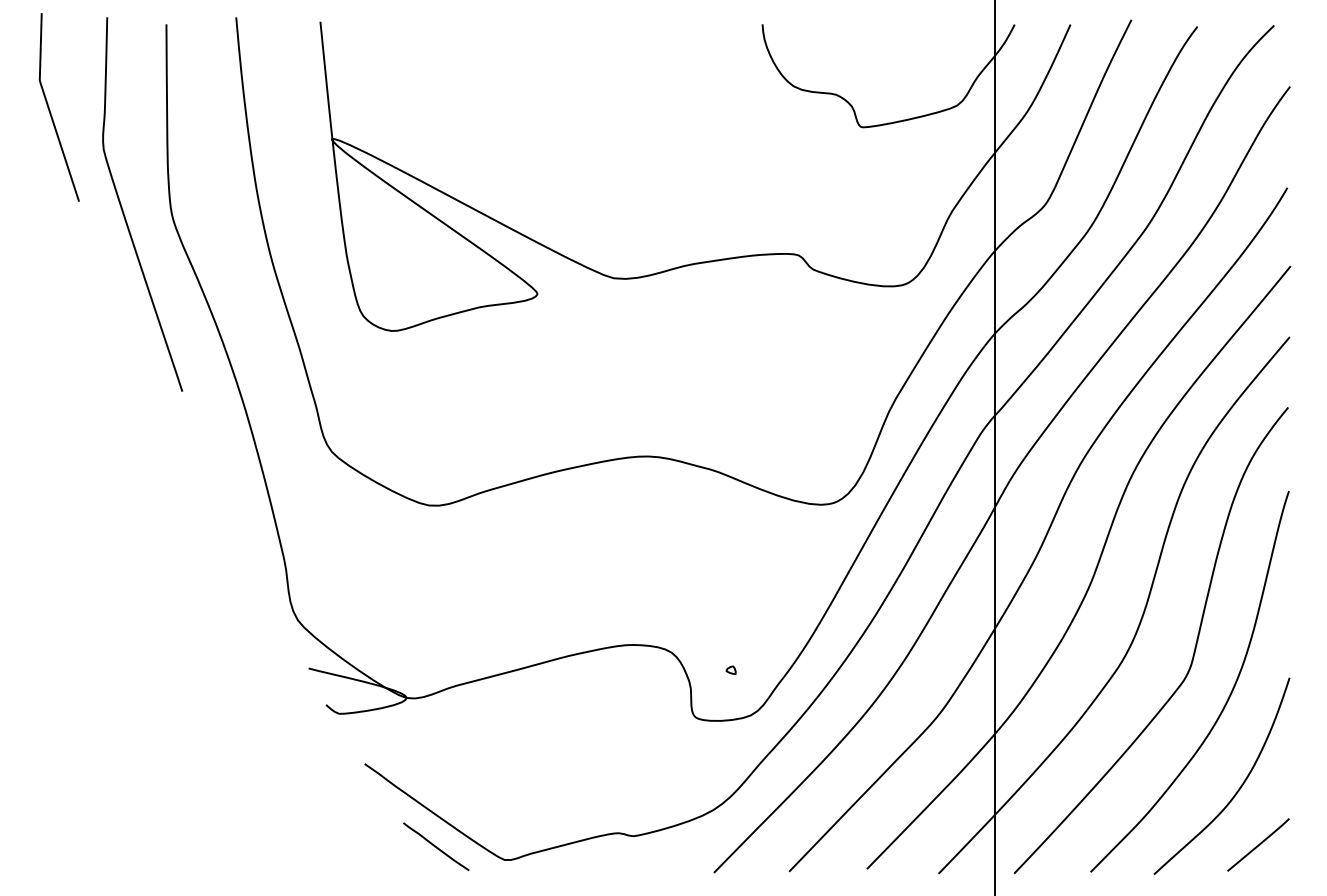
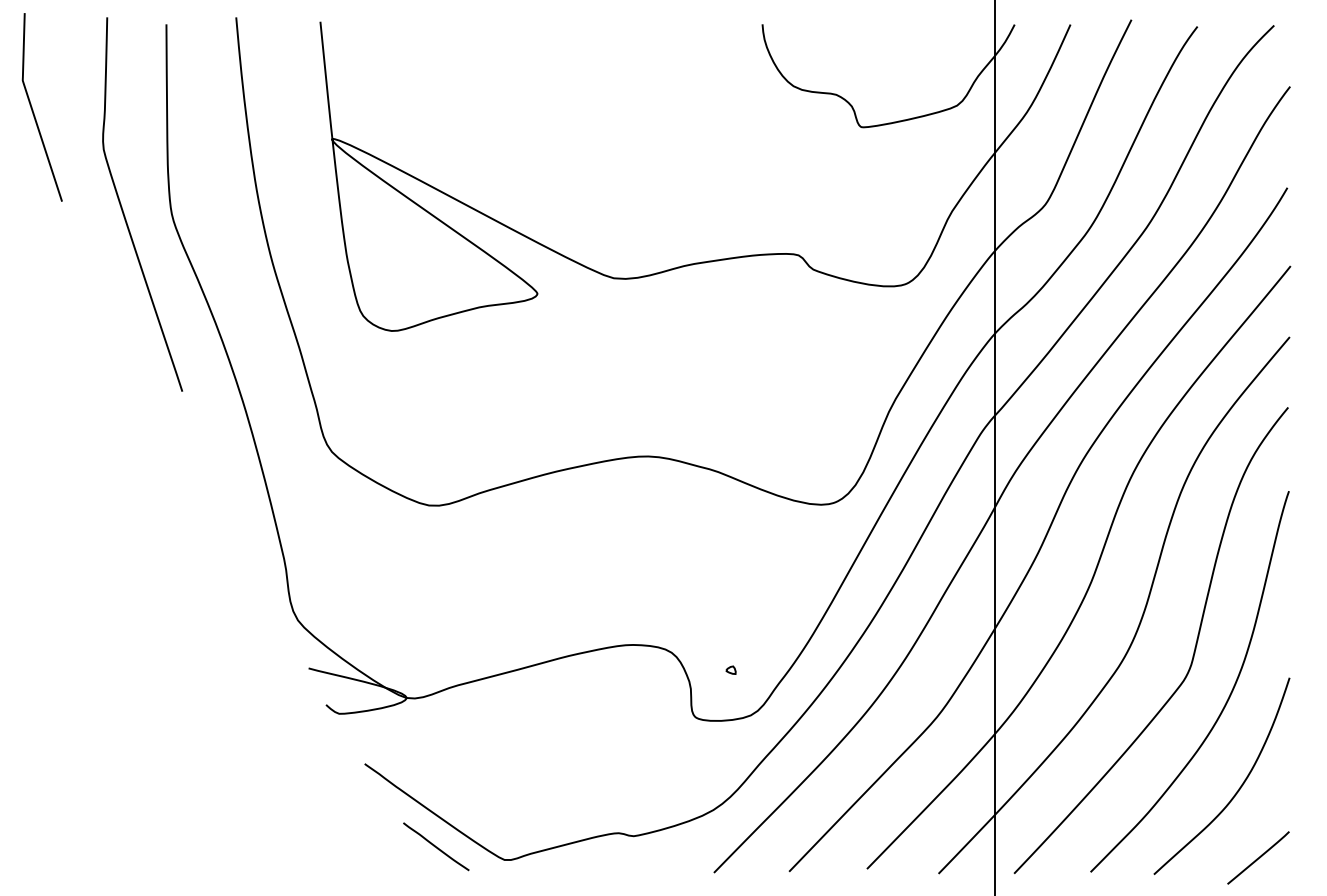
curve position: (50, 109) -> (33, 109) (33, 109)
line position: (1258, 844) -> (1258, 857) (1258, 857)
